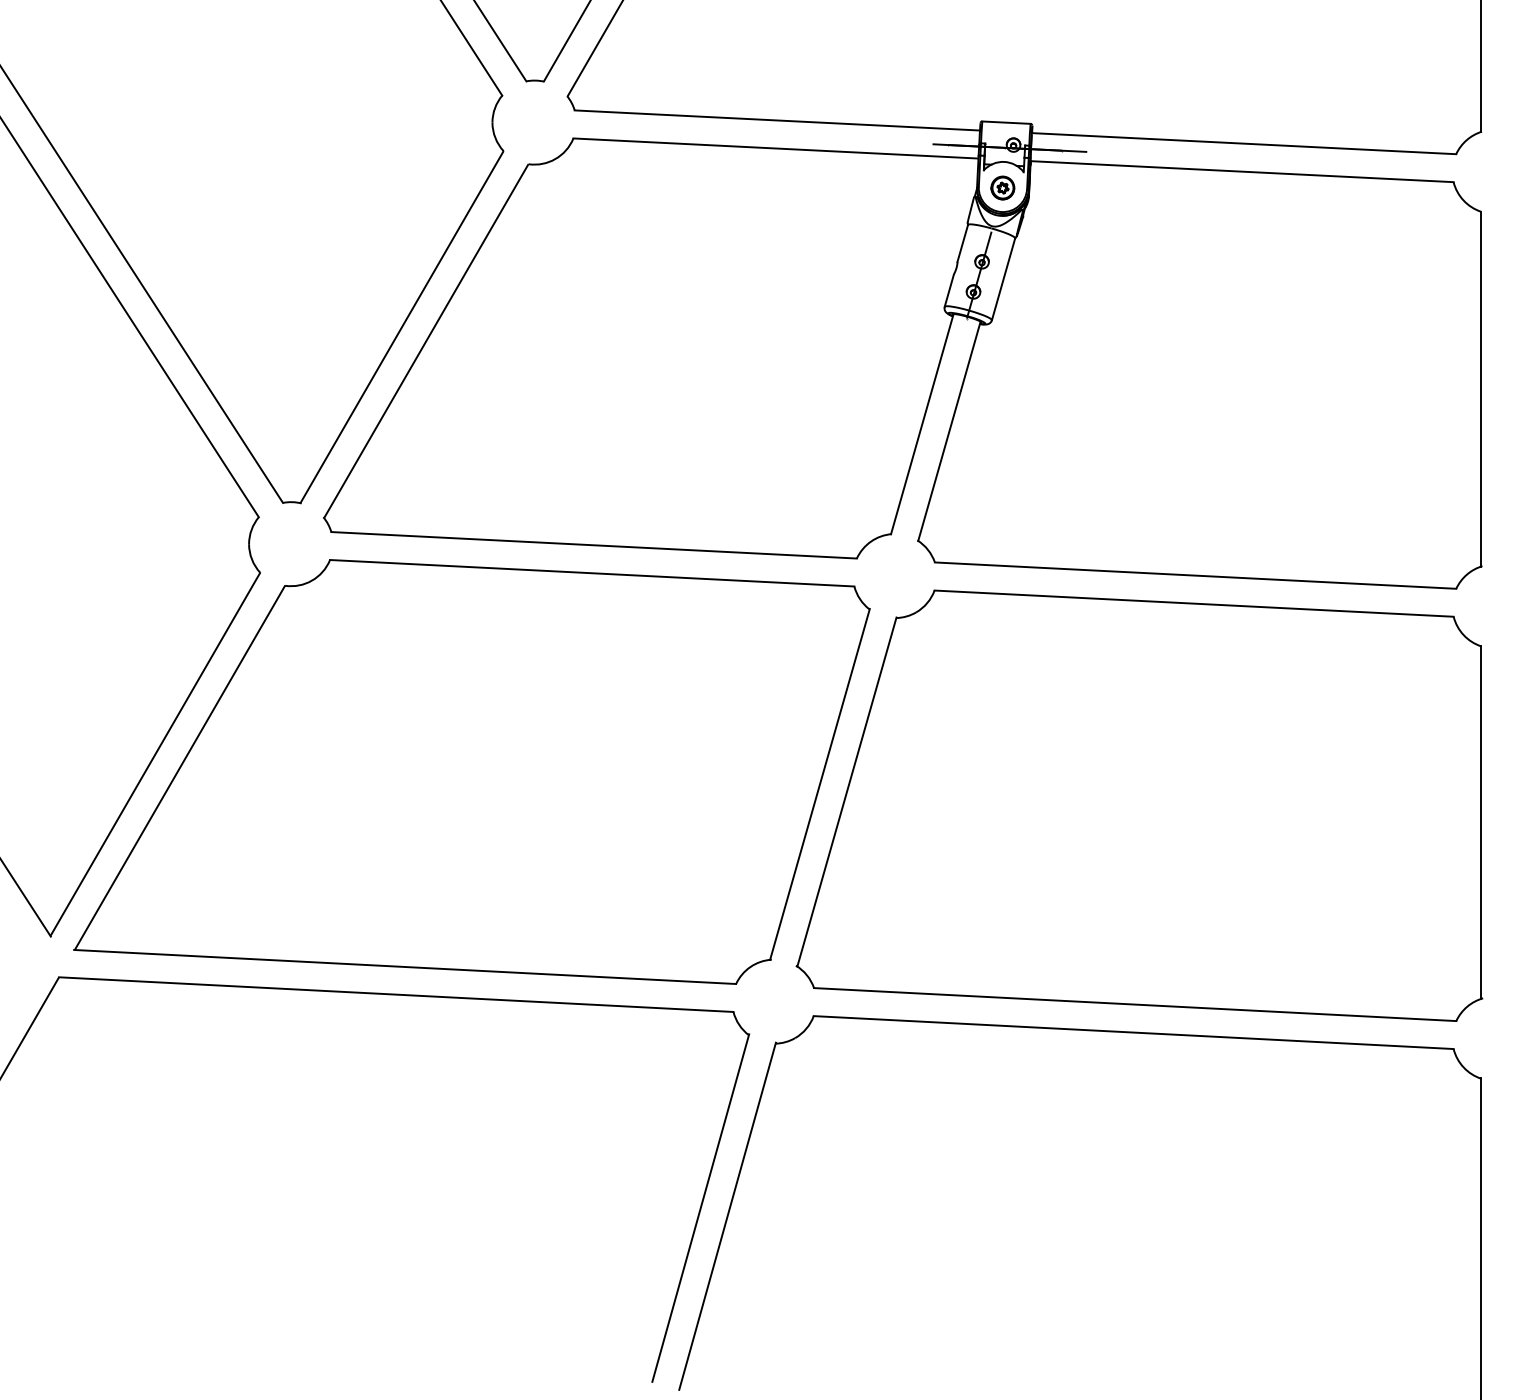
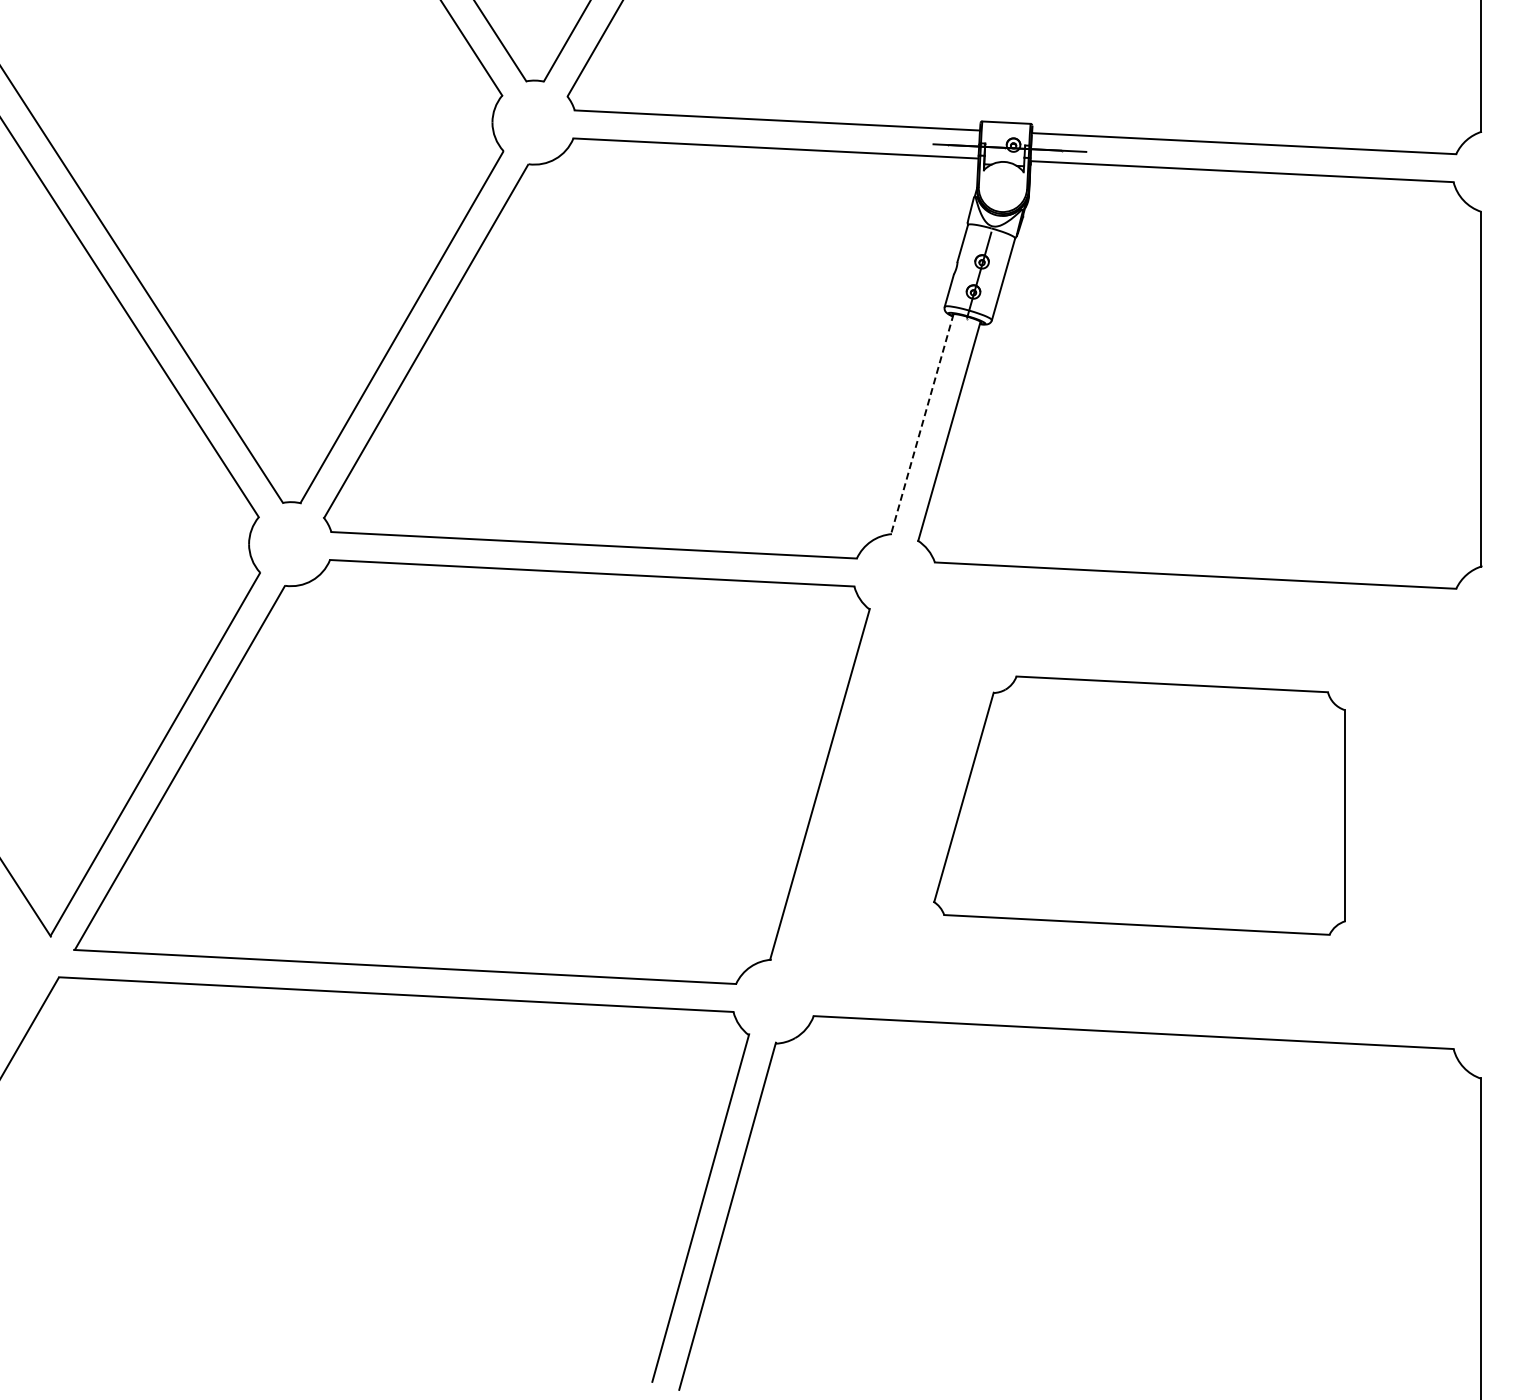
part: present -> none (1002, 187)
line: solid -> dashed (922, 424)
part size: 689x433 px -> 413x261 px (1139, 805)
